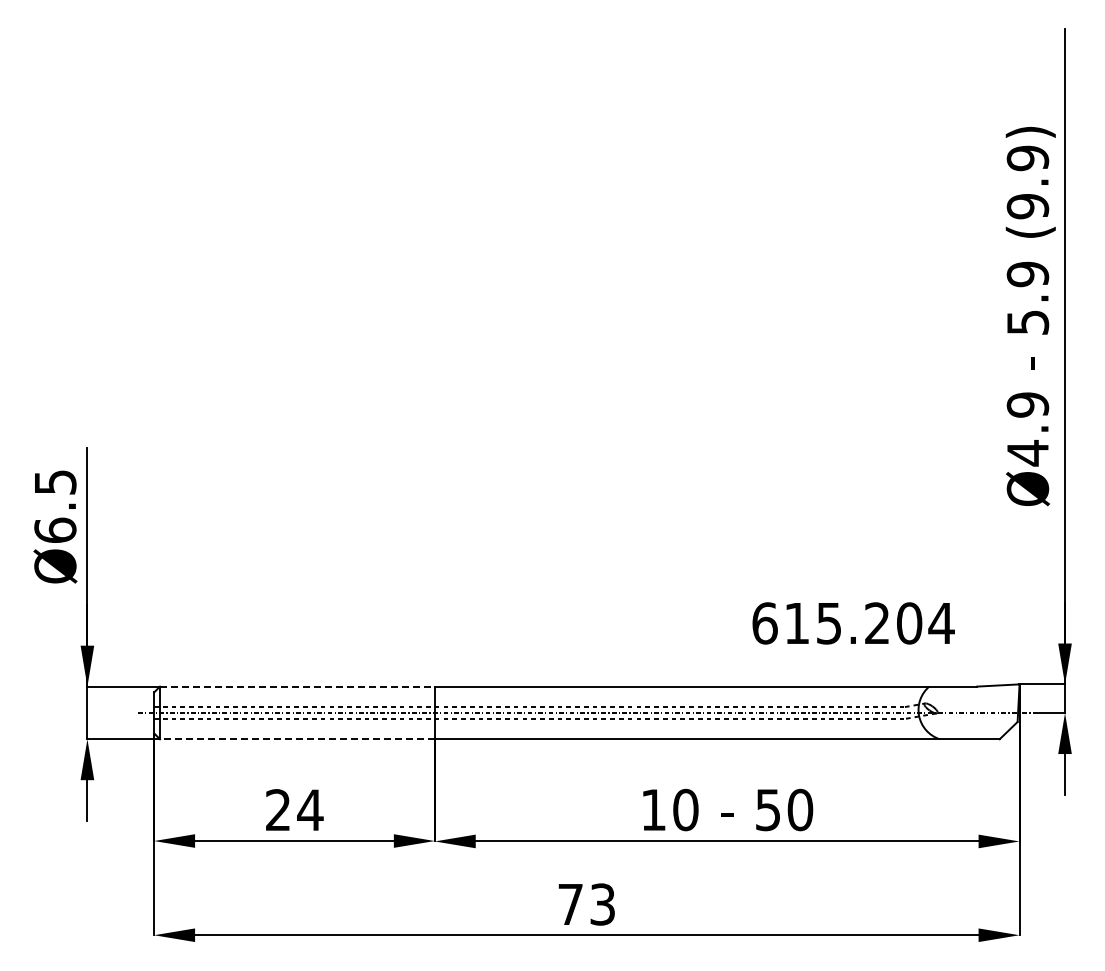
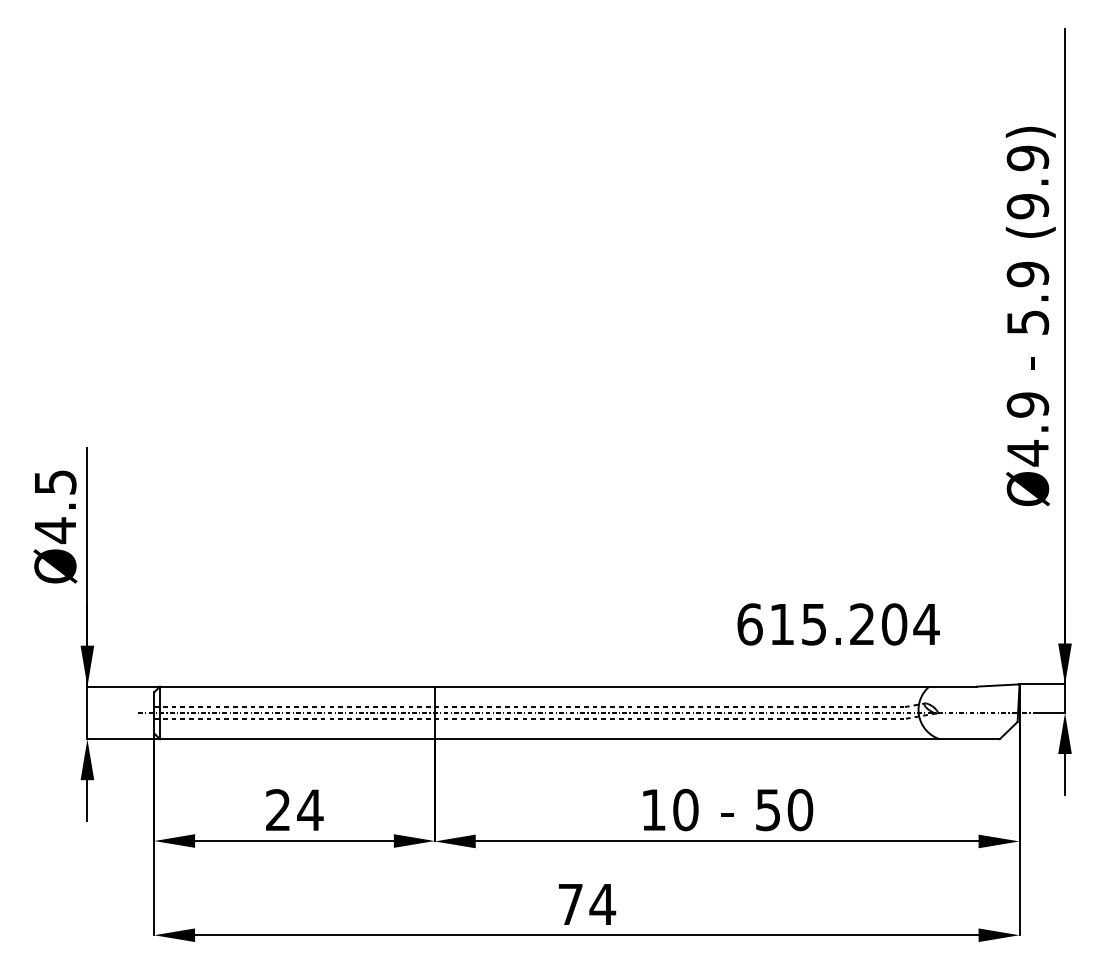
text: Ø6.5 -> Ø4.5 (55, 530)
text position: (853, 623) -> (838, 624) (838, 624)
line: dashed -> solid (297, 686)
line: dashed -> solid (296, 739)
text: 73 -> 74 (602, 904)
